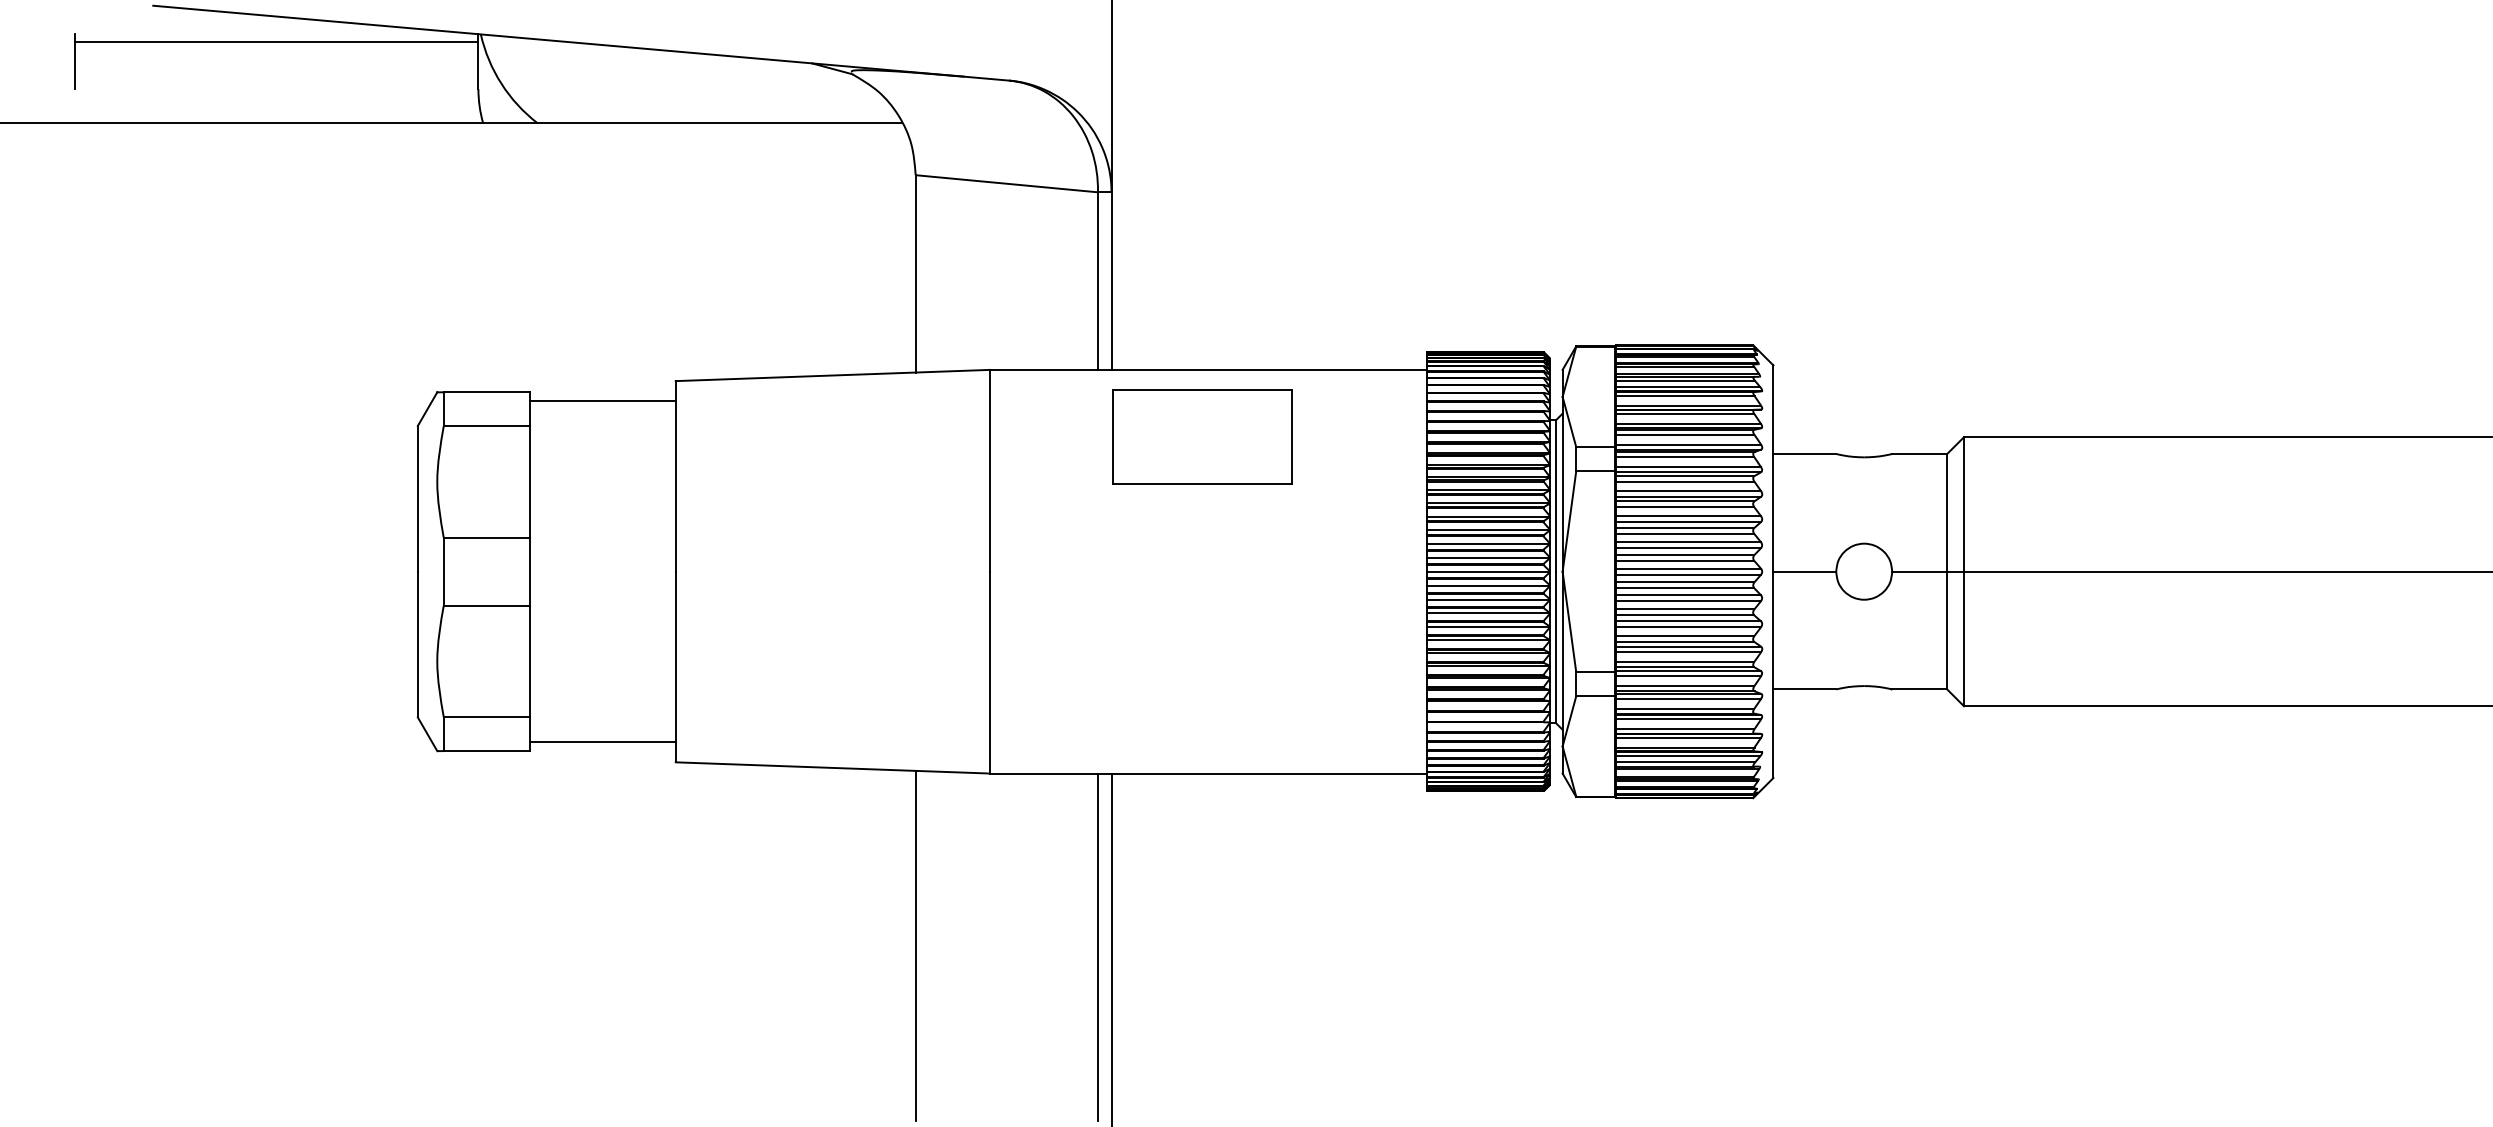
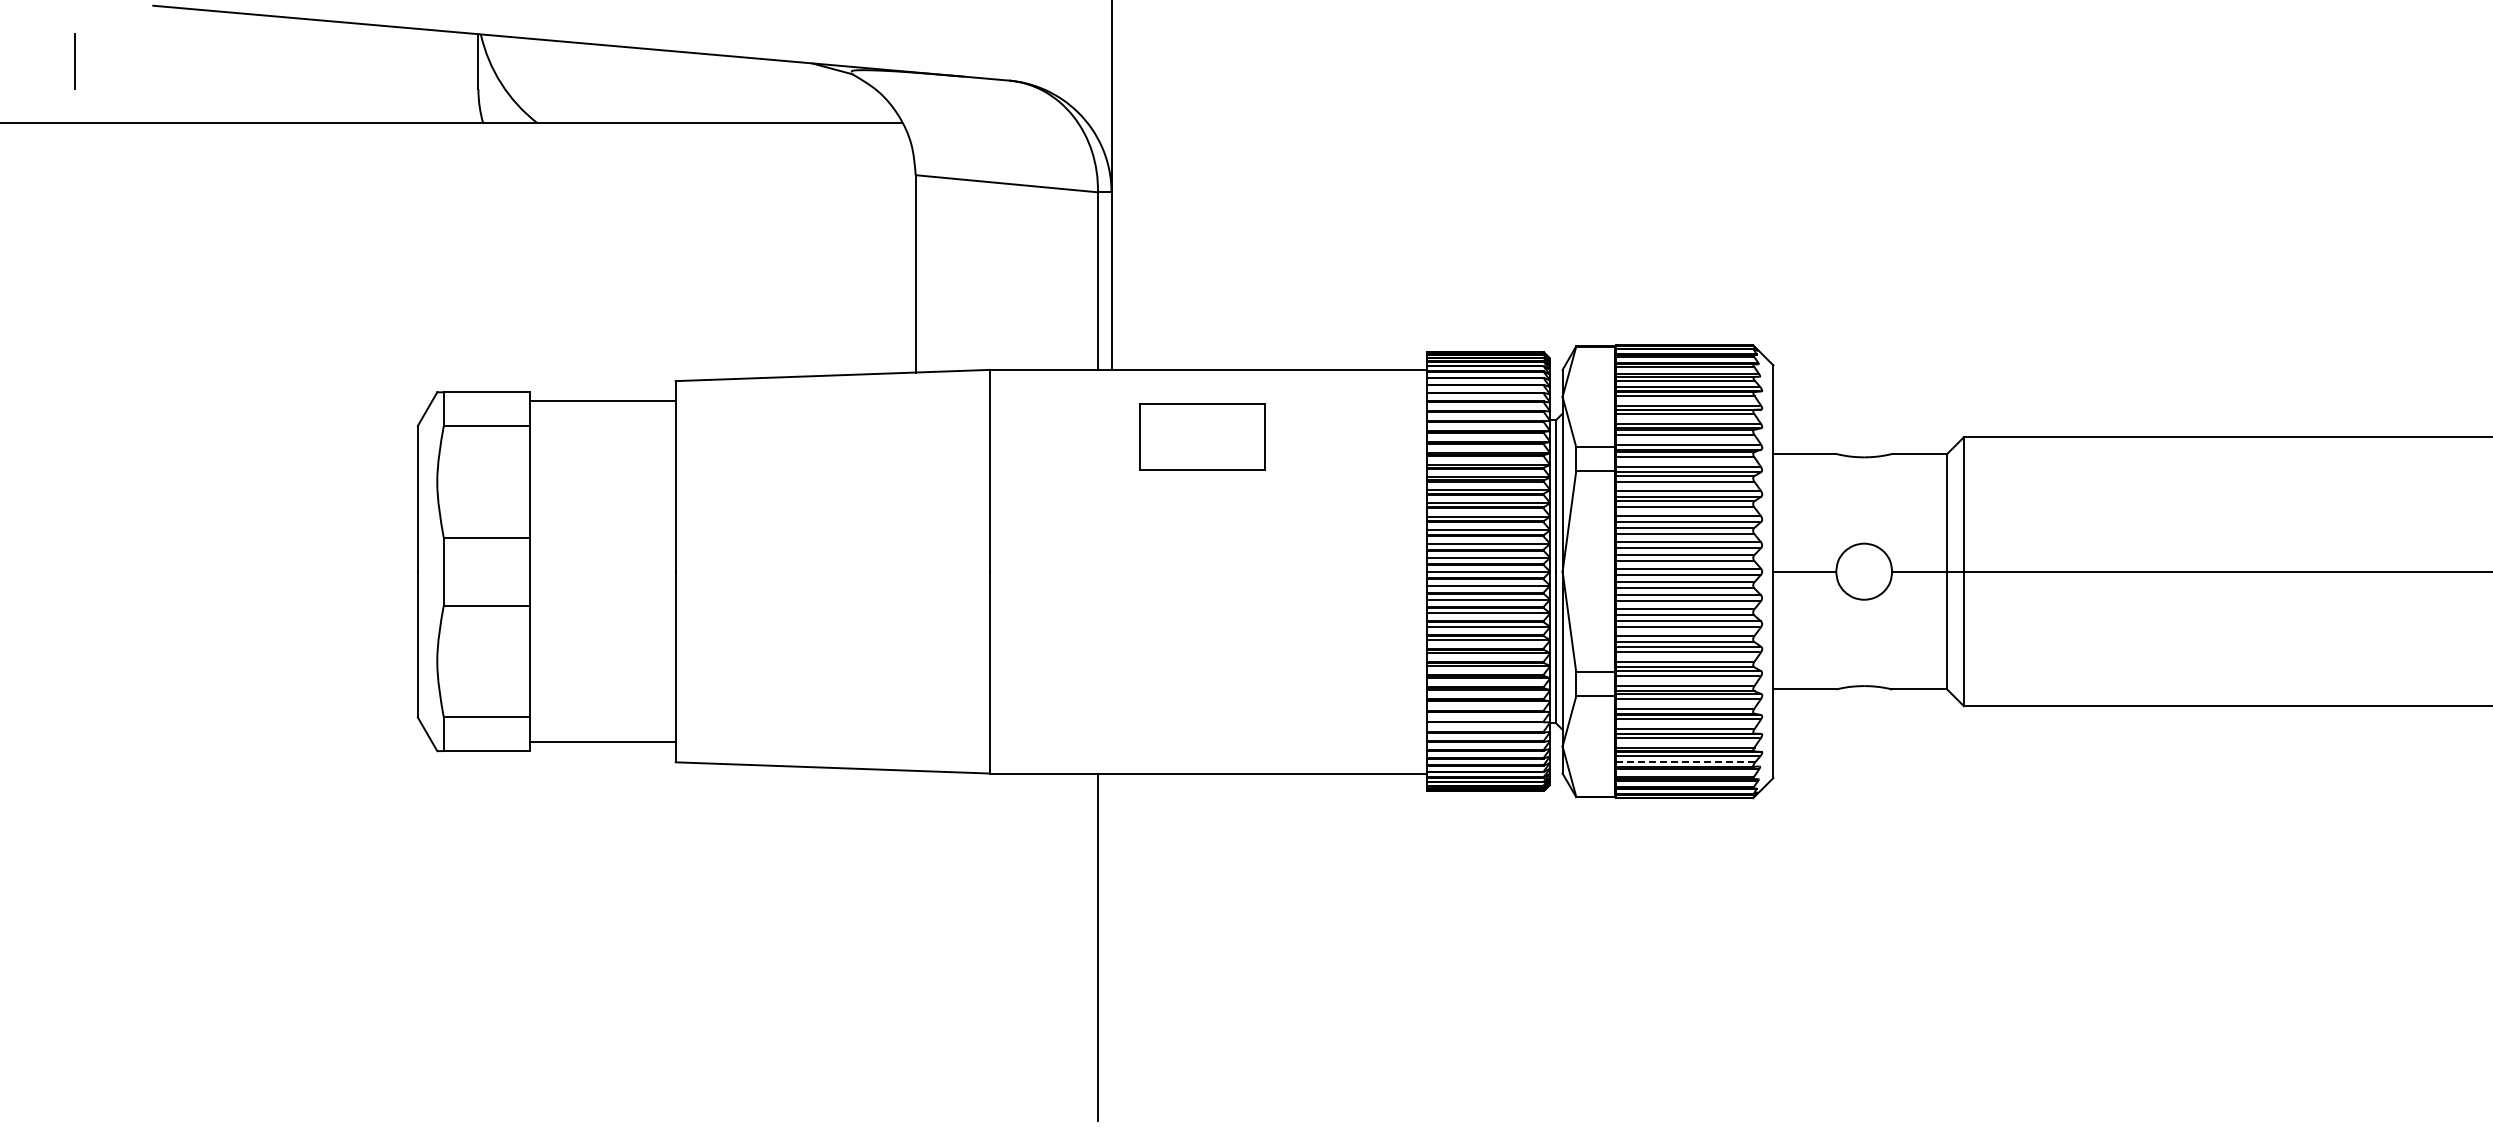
line: present -> none (276, 42)
part size: 181x96 px -> 127x68 px (1202, 436)
line: solid -> dashed (1686, 762)
line: present -> none (915, 945)
line: present -> none (1111, 948)
